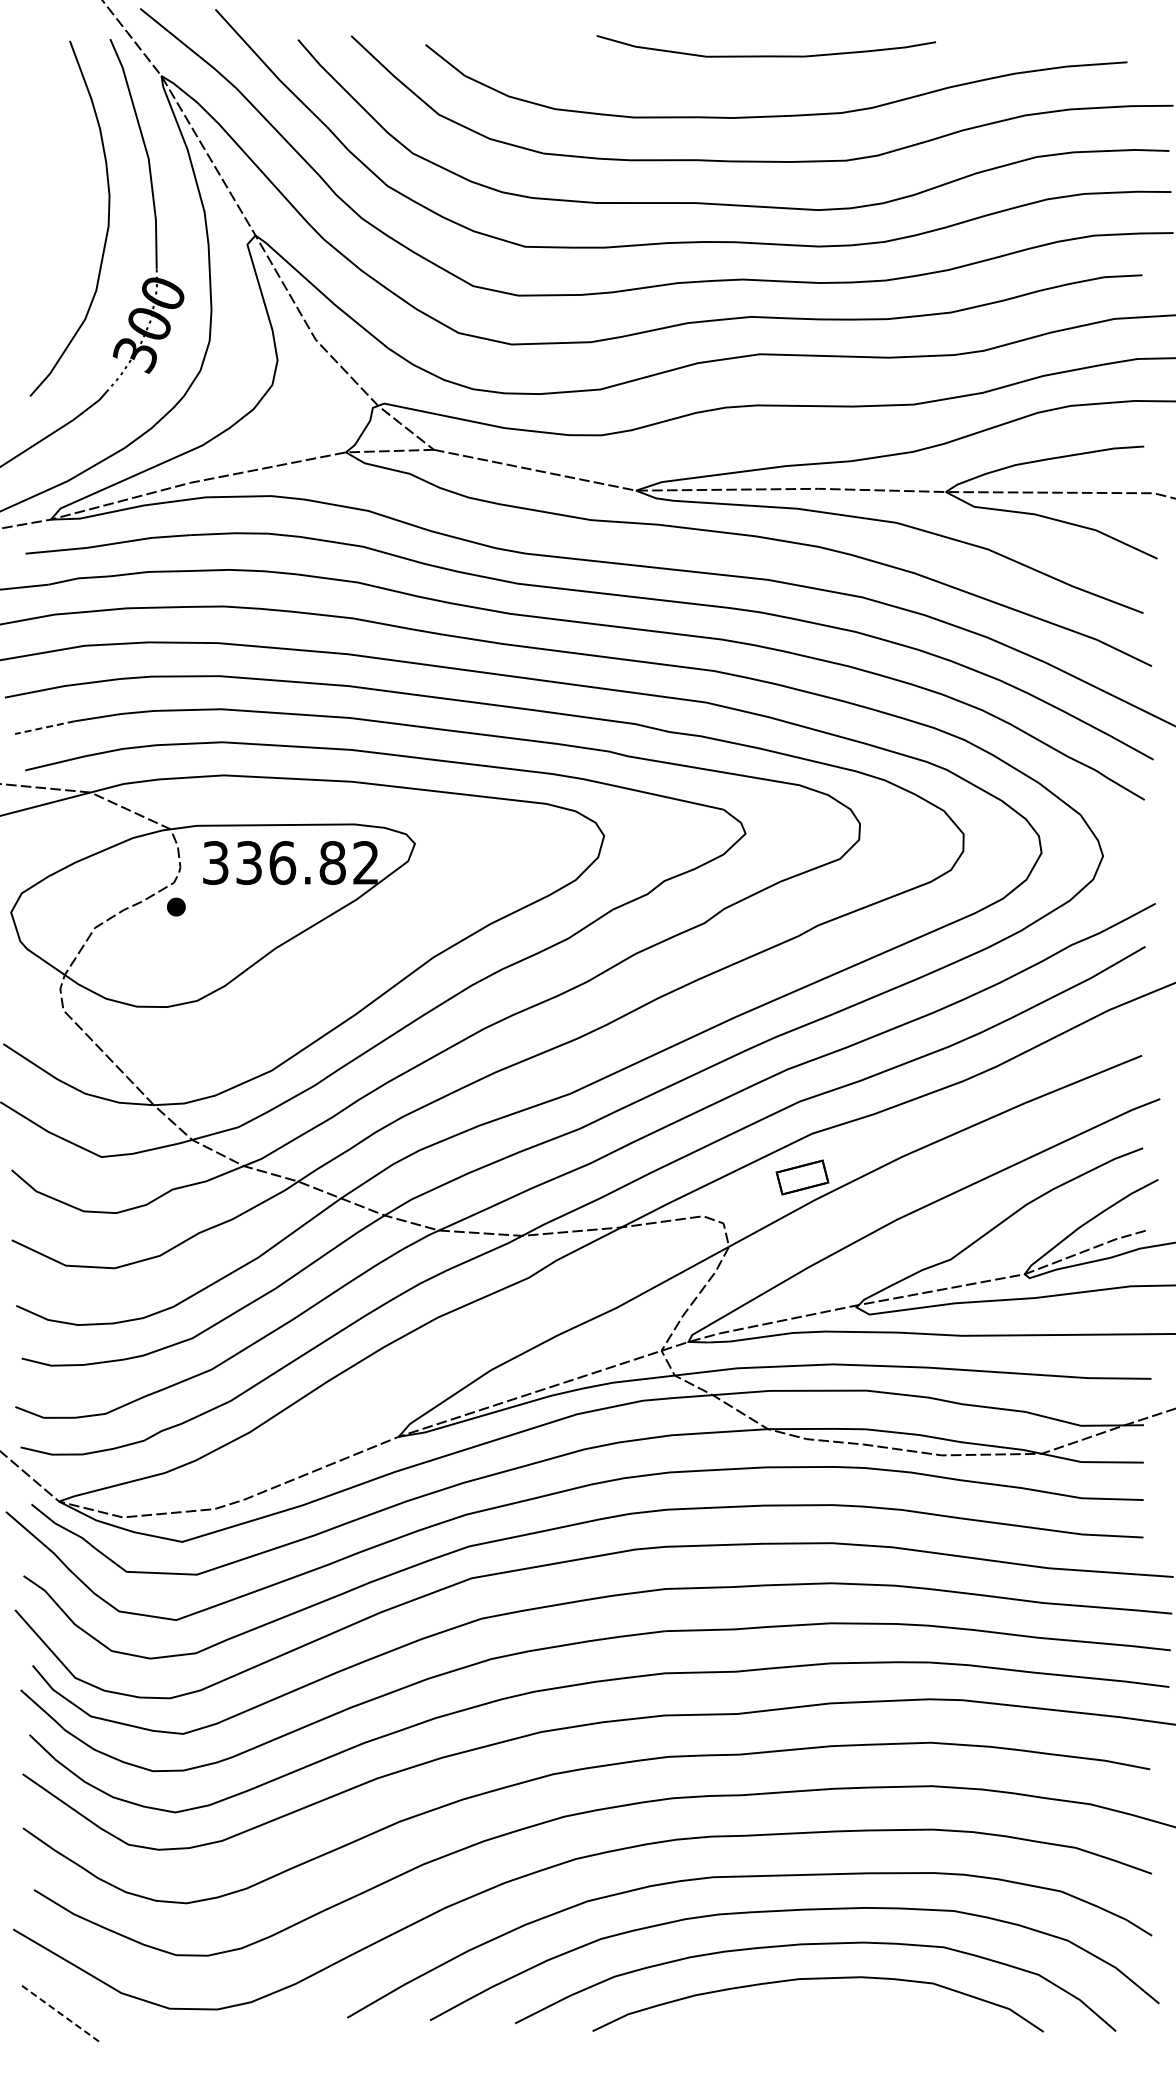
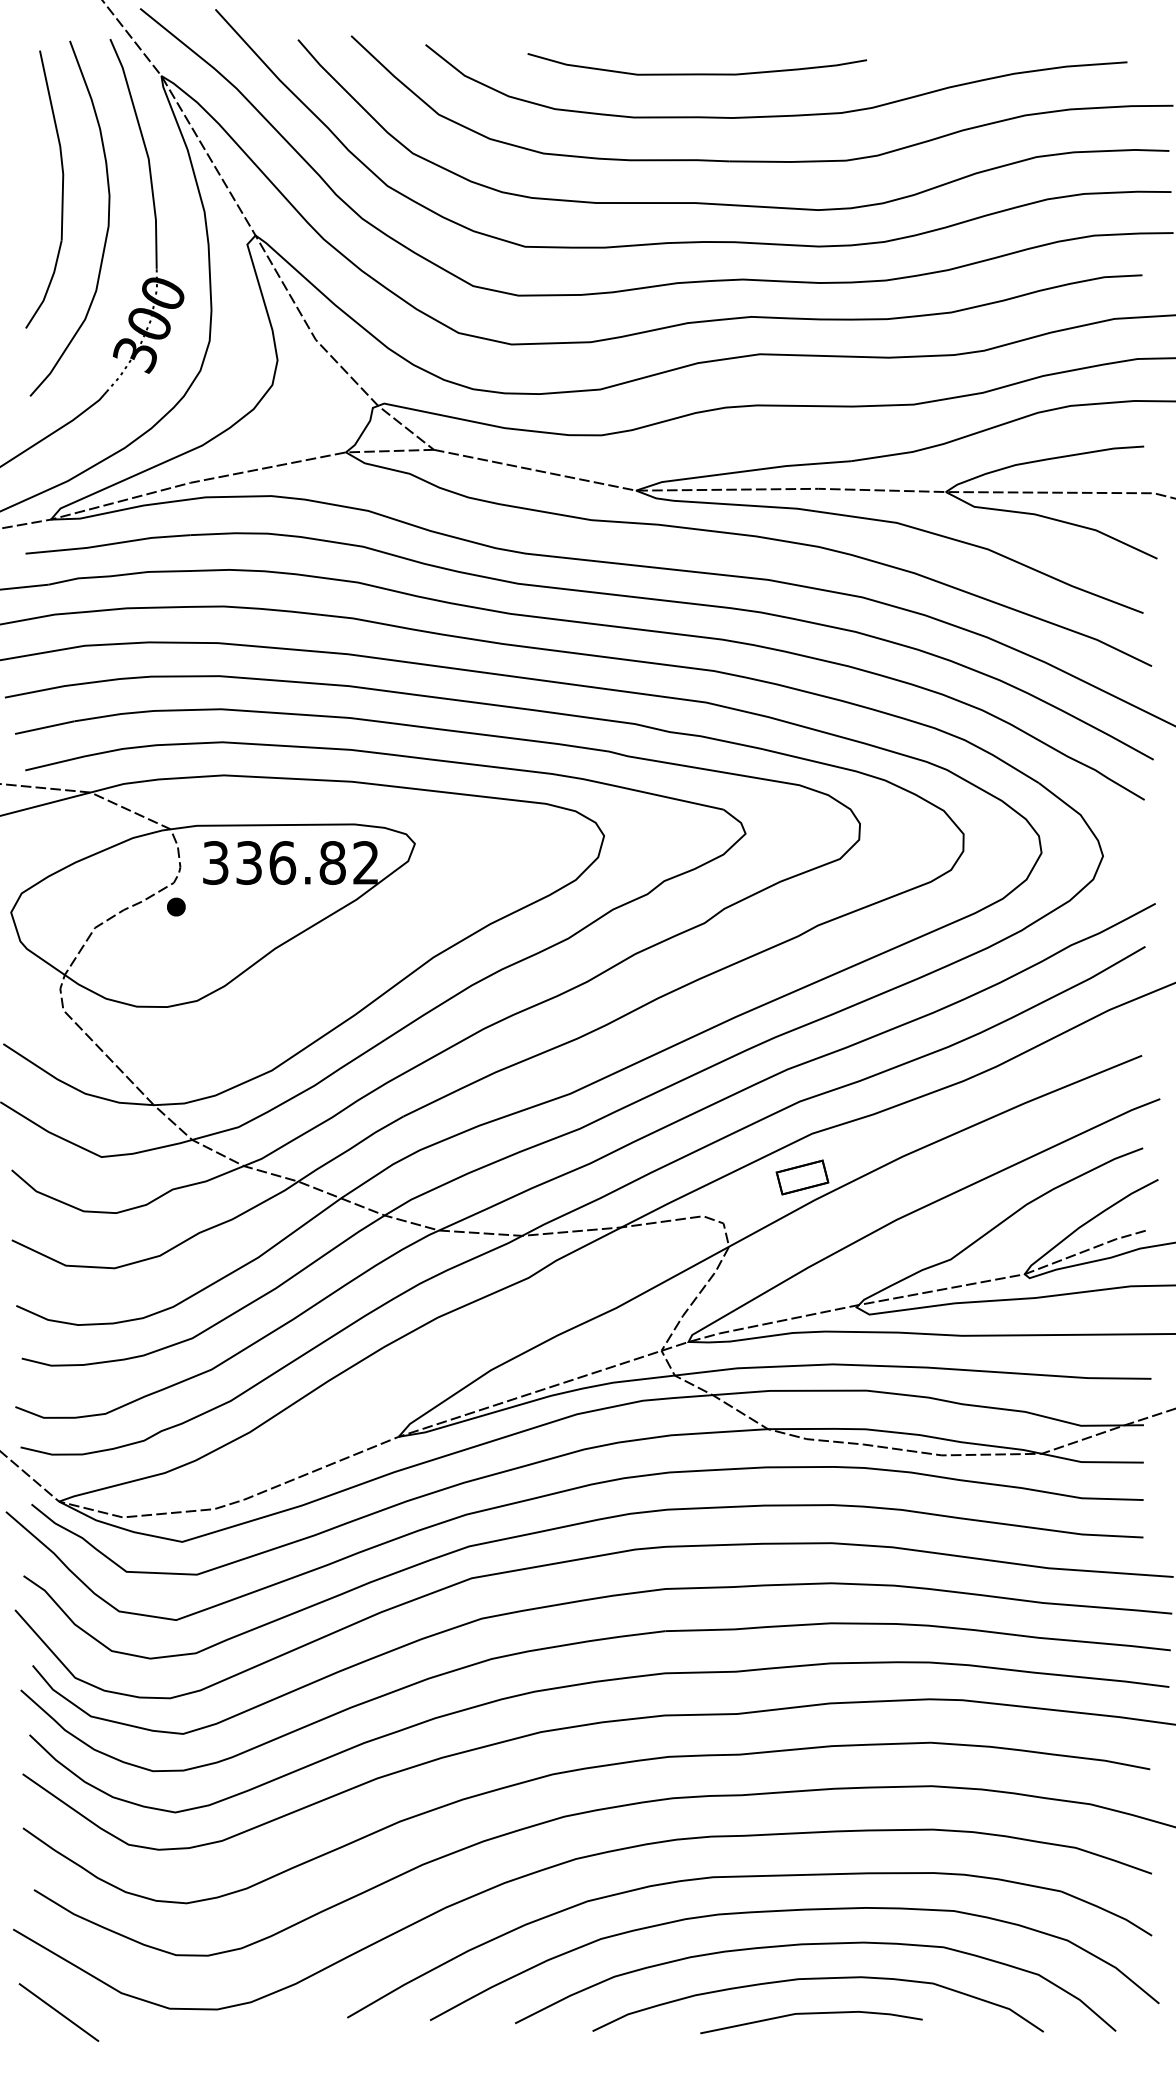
curve position: (766, 55) -> (697, 73) (697, 73)
part: none -> present (61, 193)
line: dashed -> solid (44, 727)
line: dashed -> solid (58, 2012)
line: none -> present (811, 2014)
